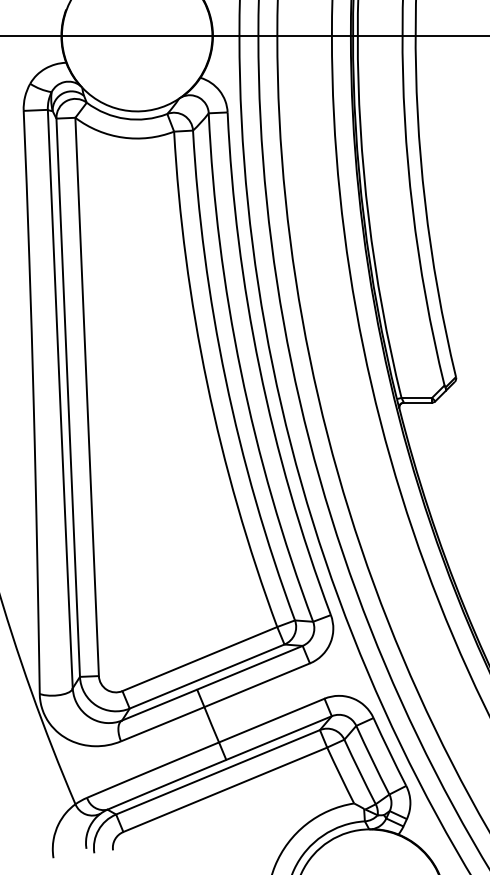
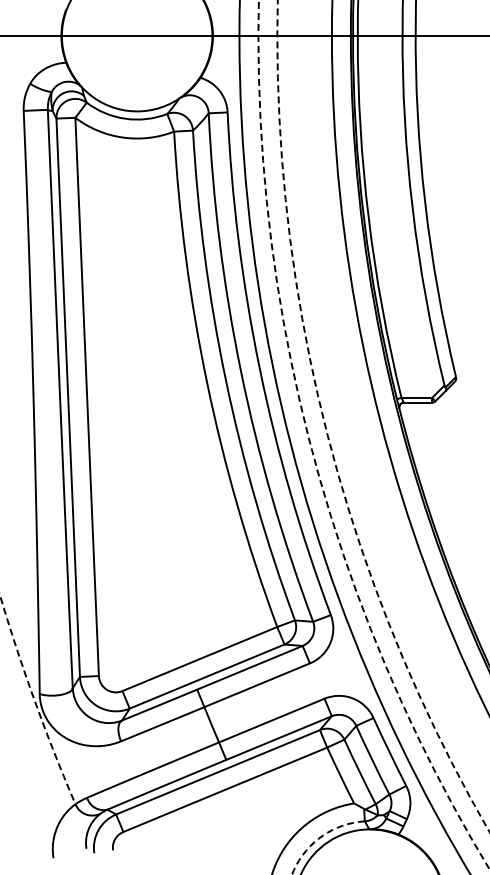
circle: solid -> dashed (383, 416)
circle: solid -> dashed (373, 434)
arc: solid -> dashed (34, 700)
arc: solid -> dashed (320, 837)
